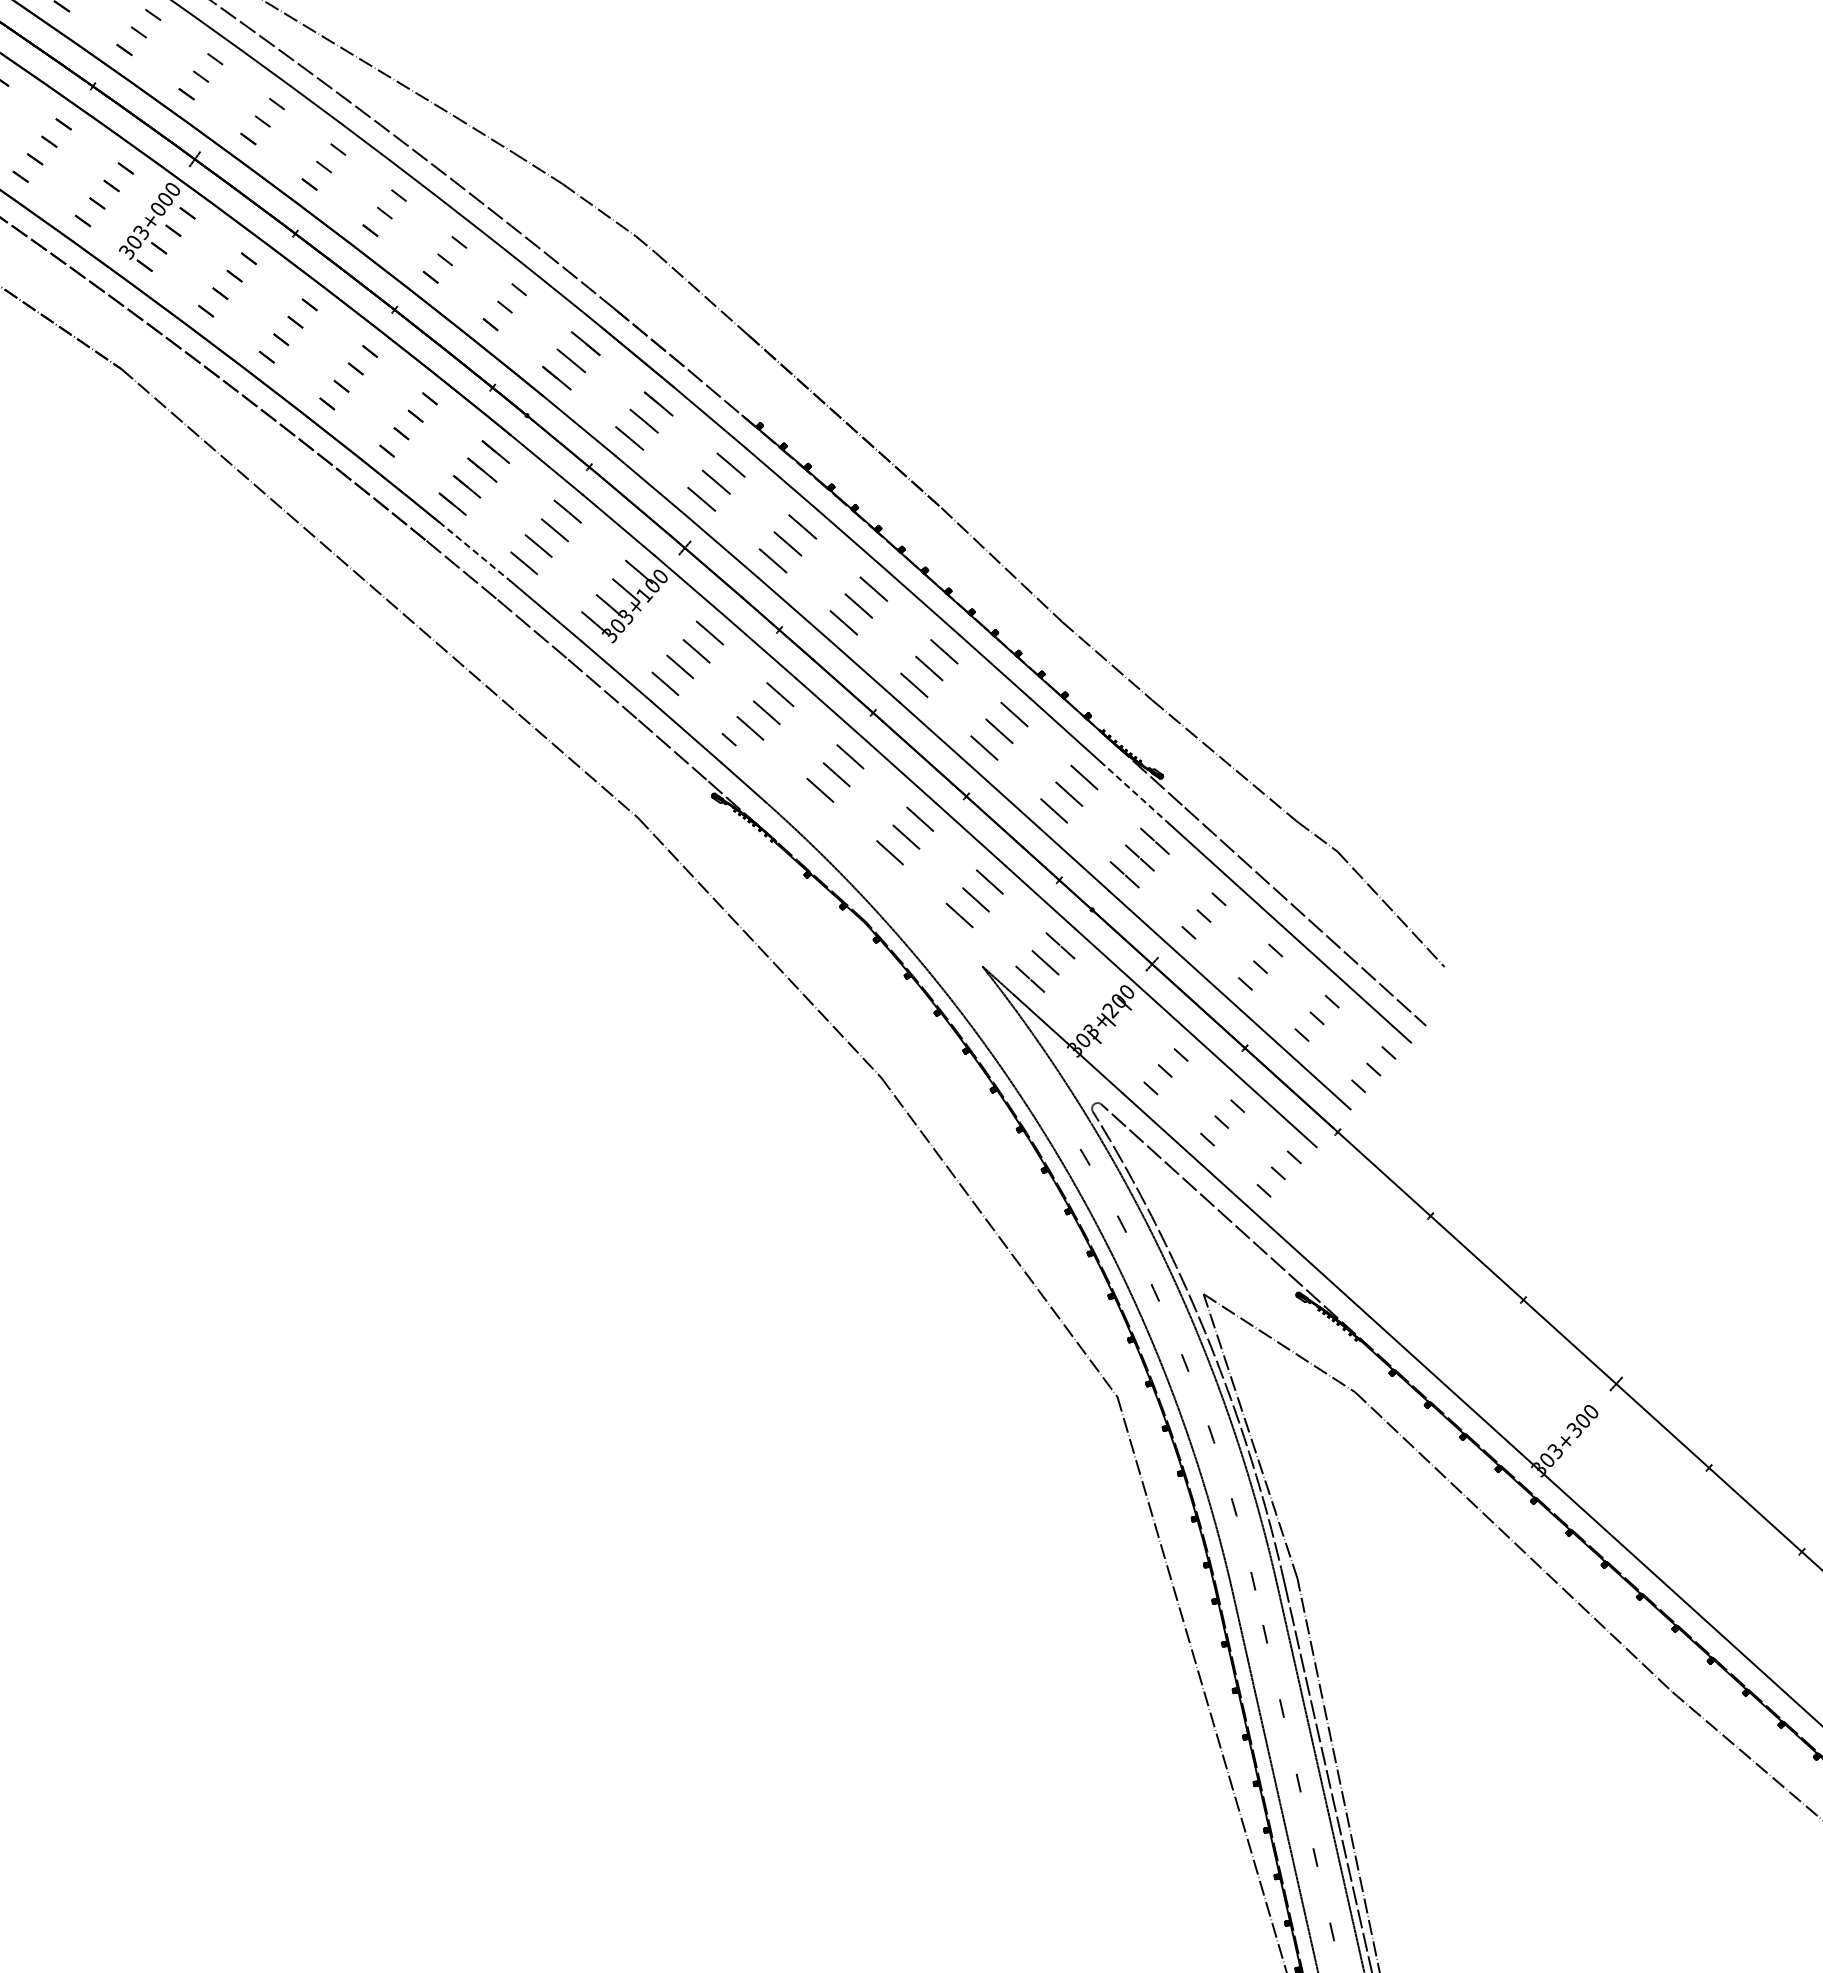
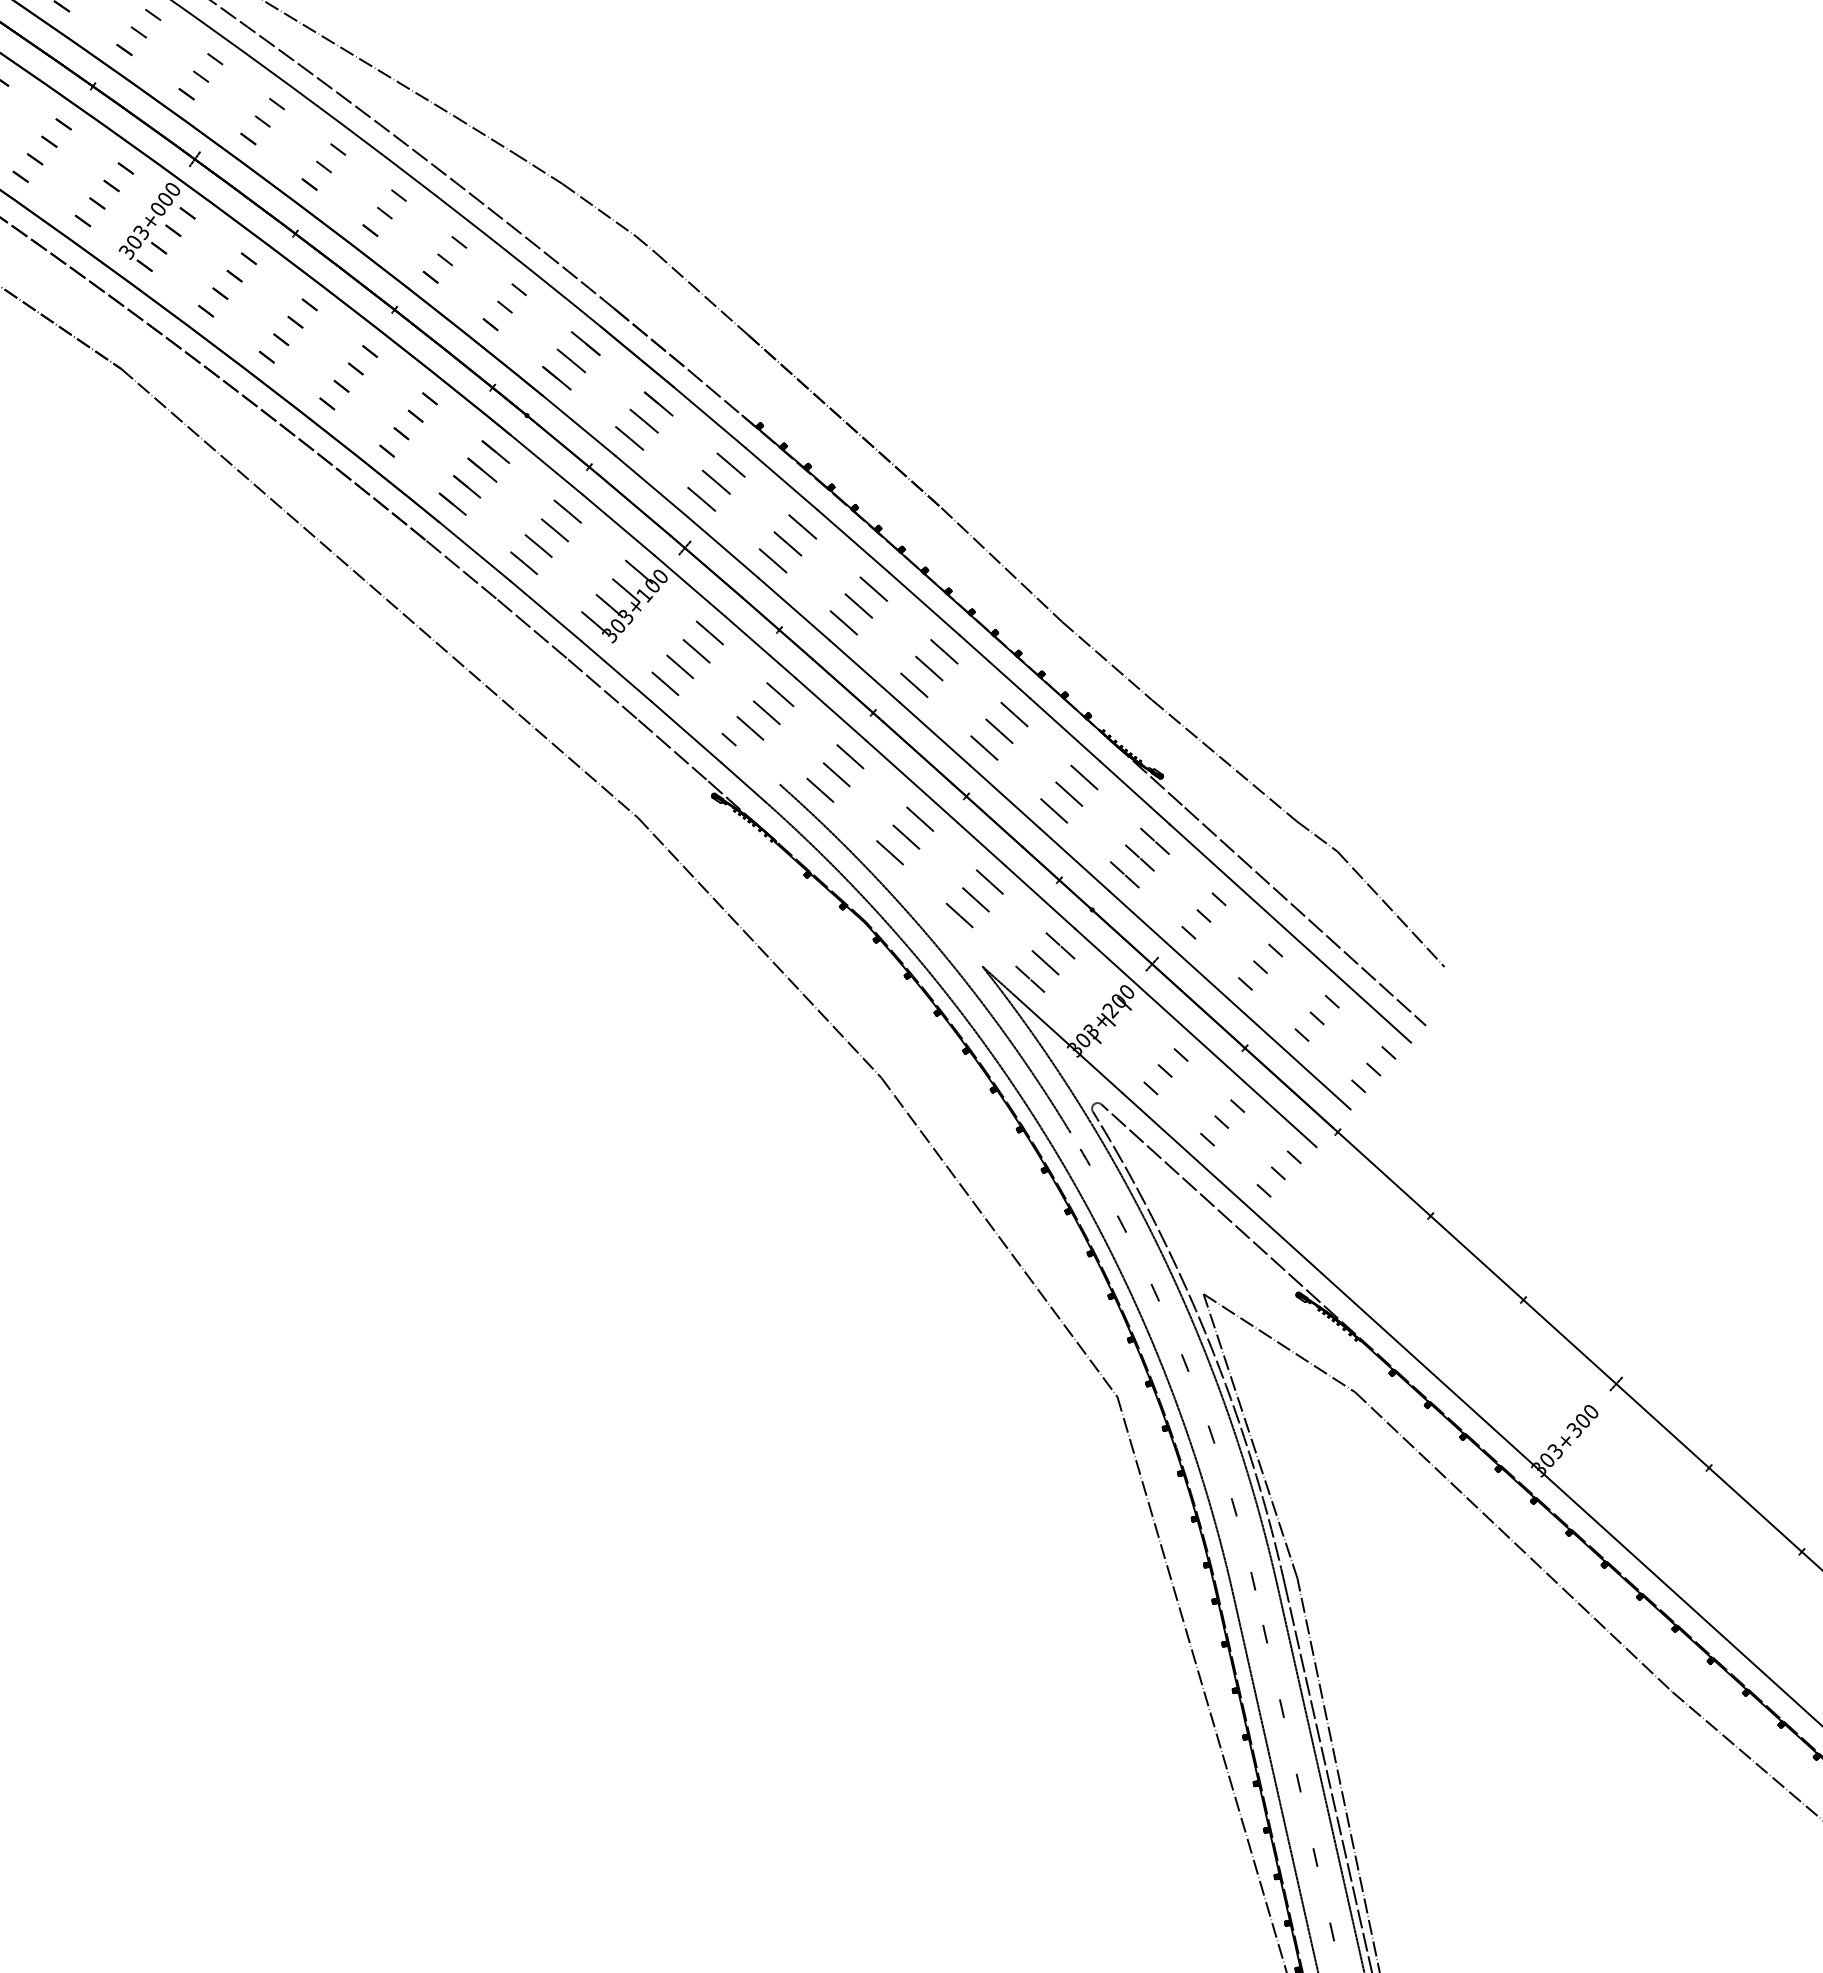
line: dashed -> solid (474, 551)
line: dashed -> solid (1134, 792)
arc: none -> present (936, 947)
